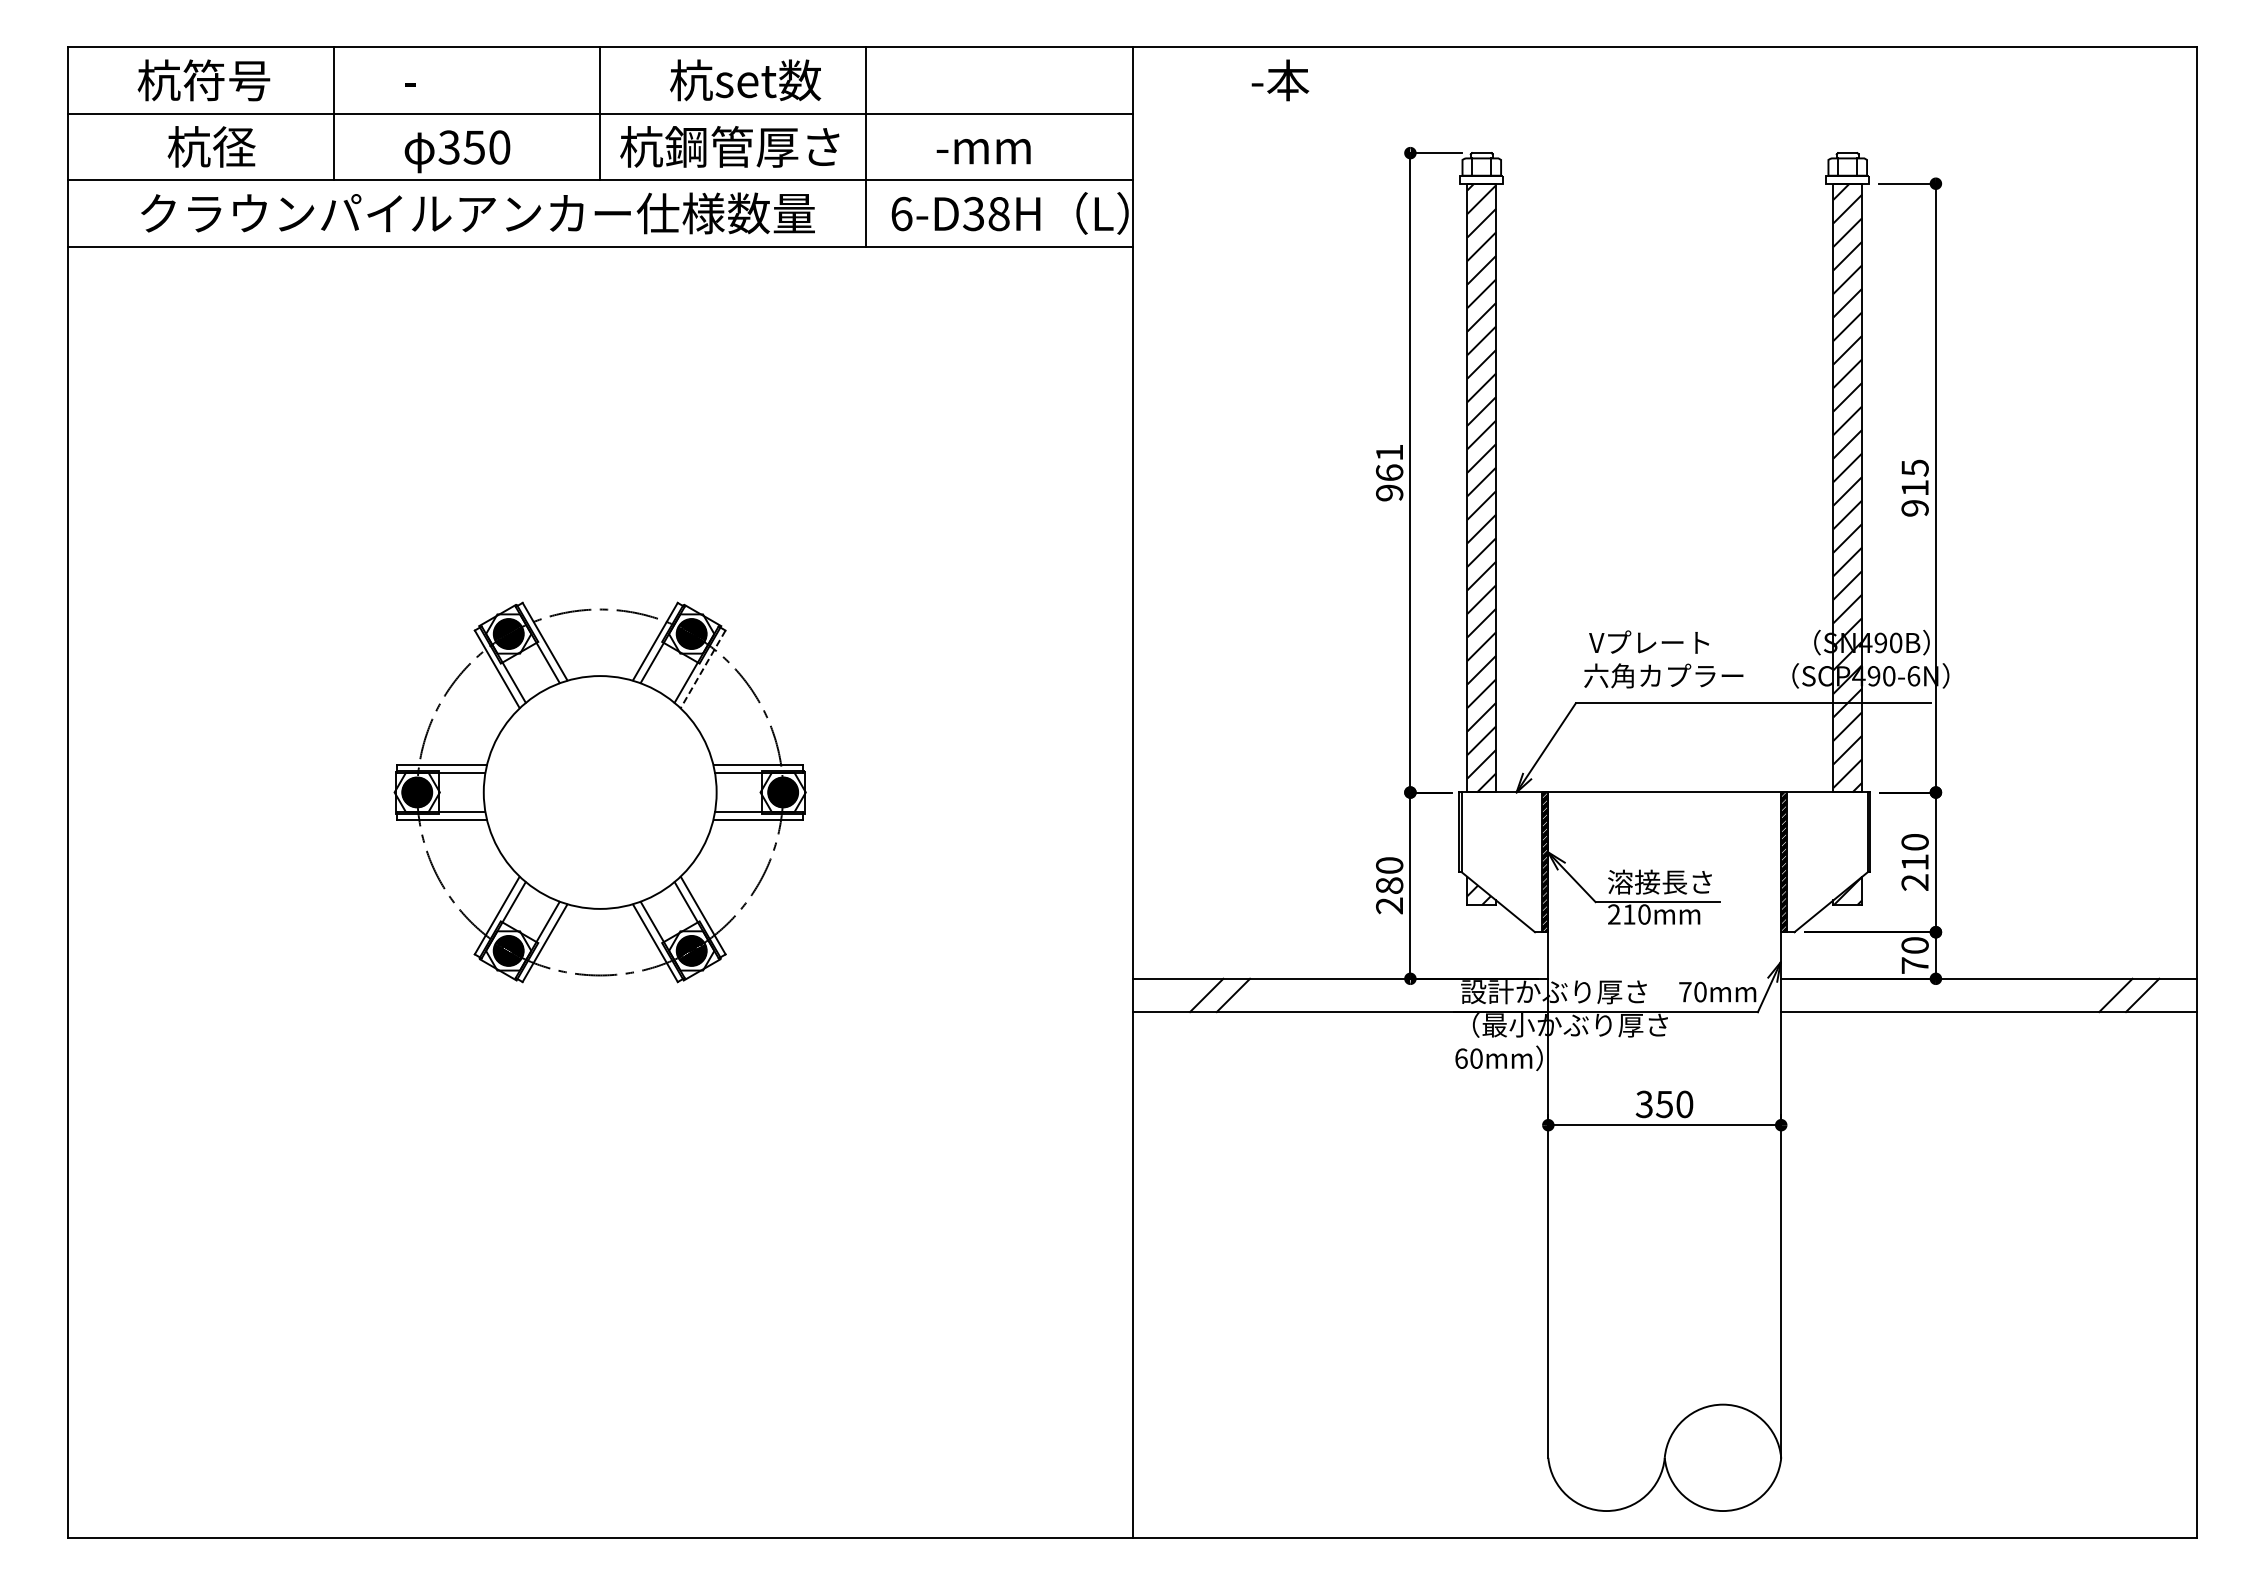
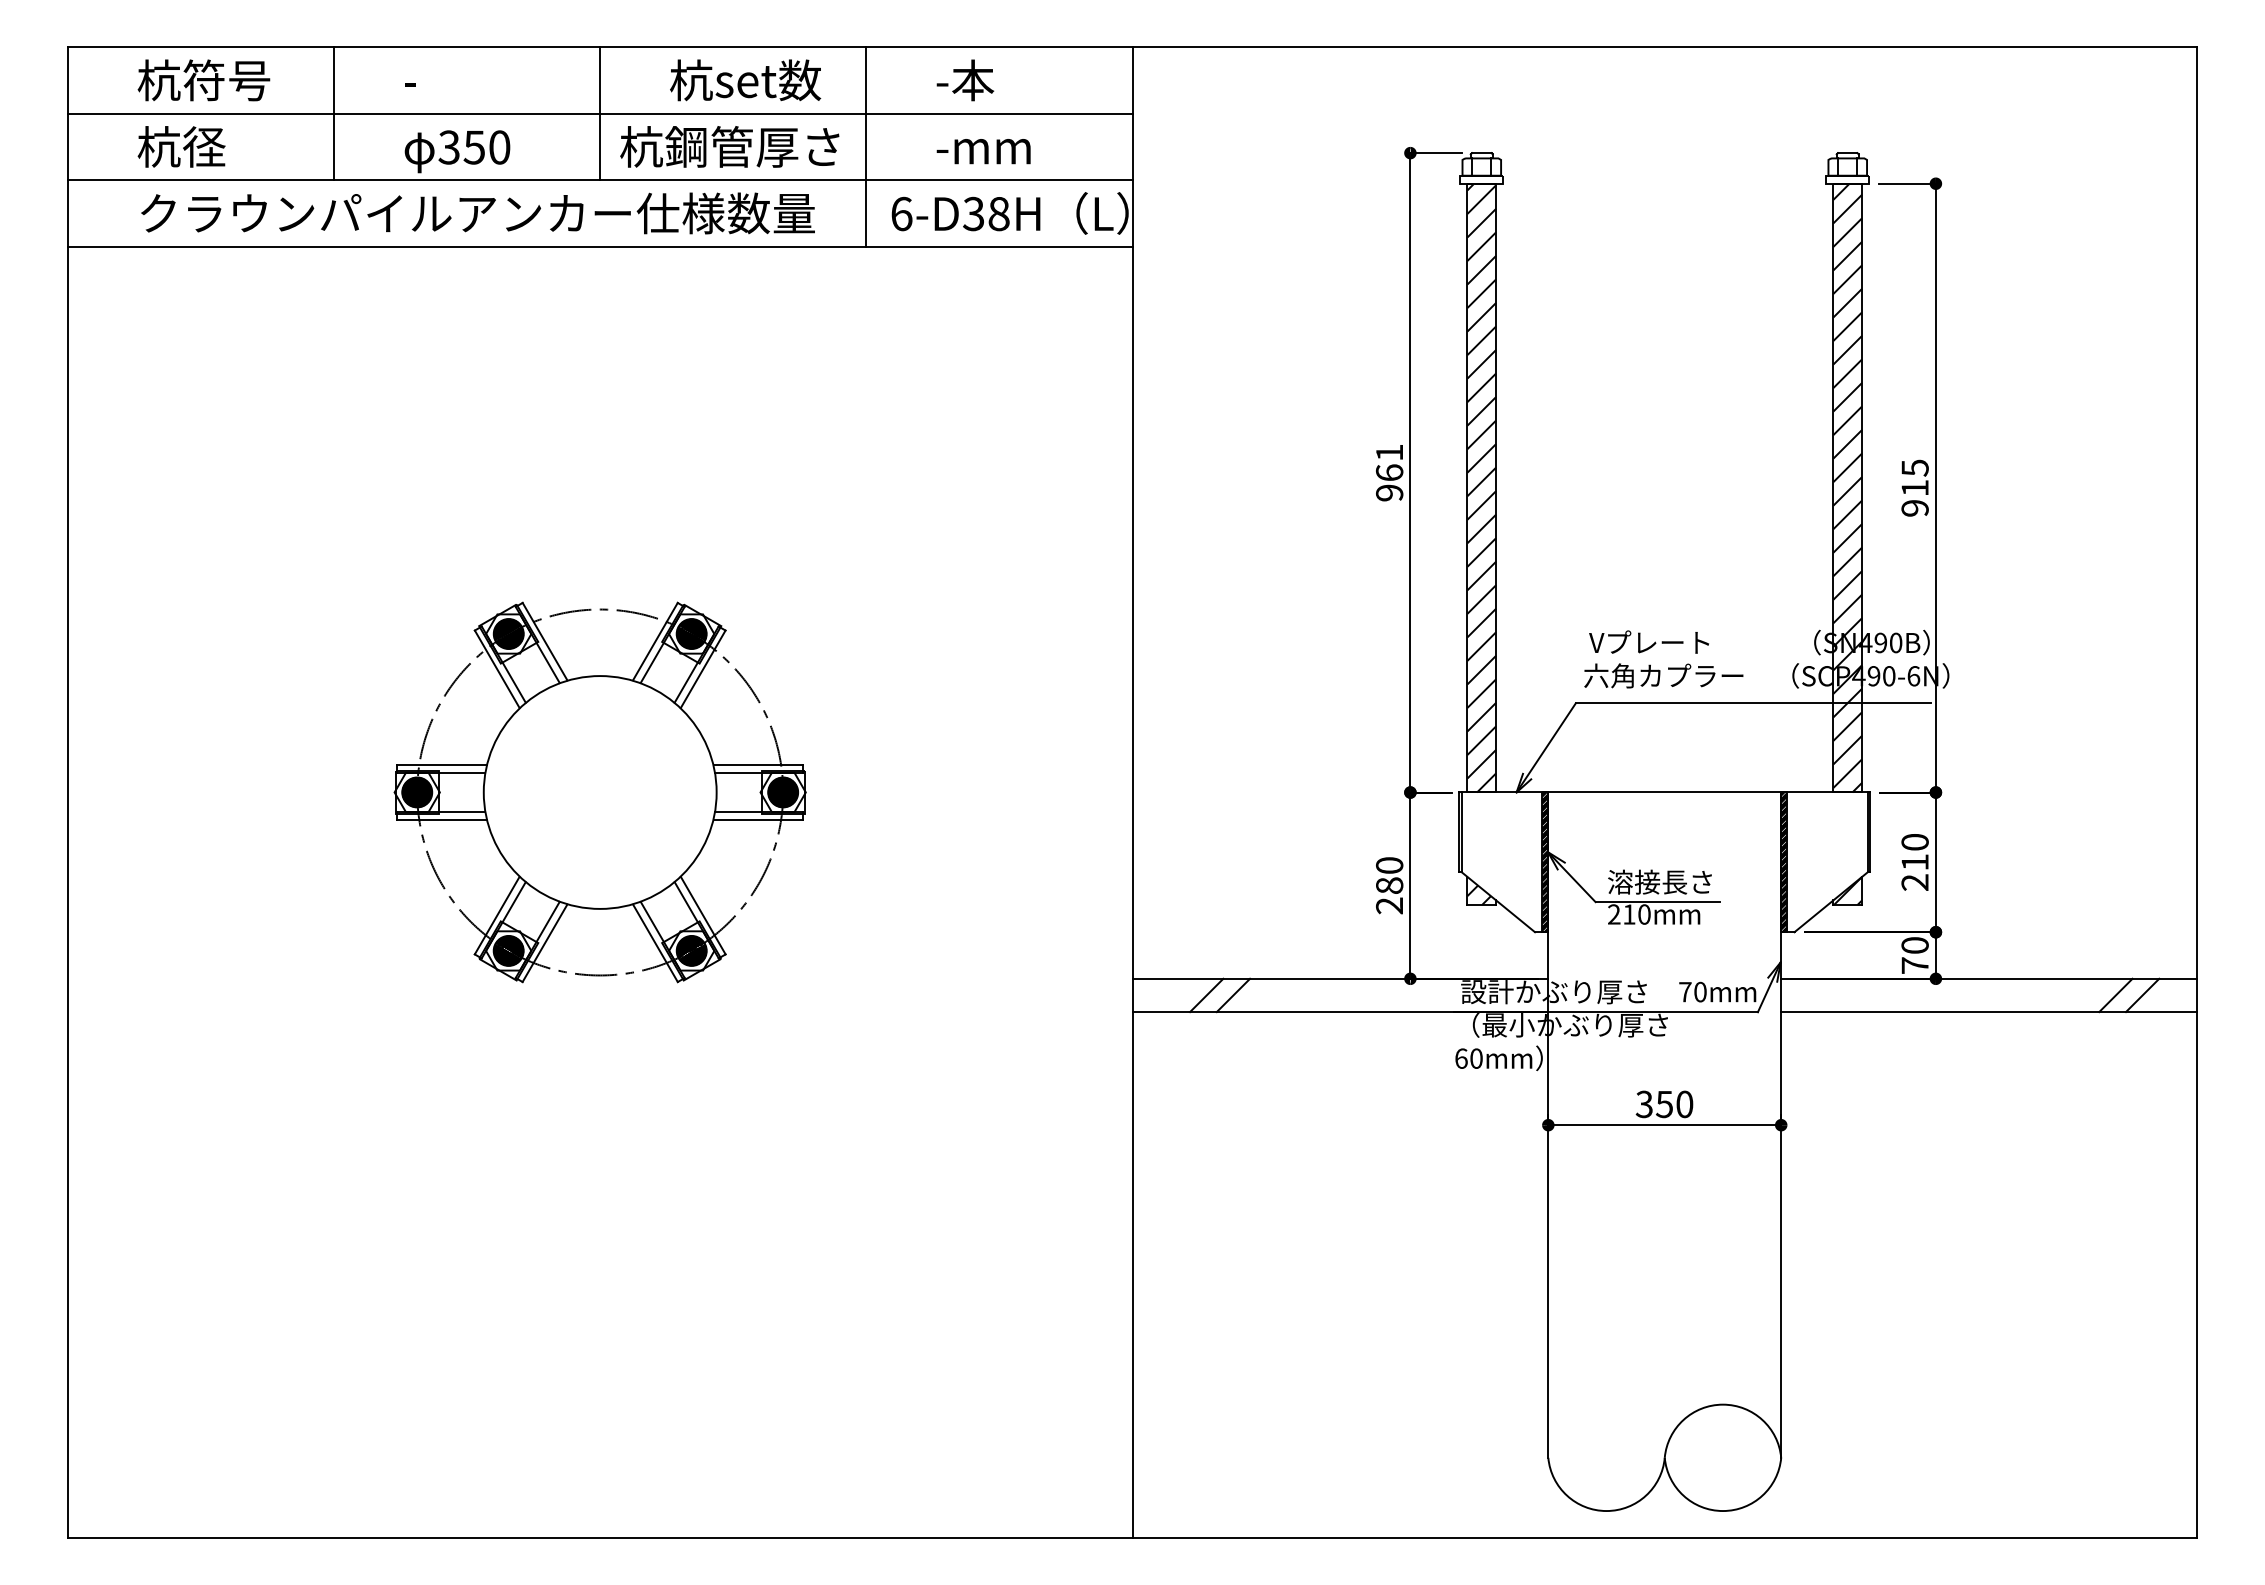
text position: (1280, 80) -> (965, 80) (965, 80)
text position: (211, 146) -> (181, 146) (181, 146)
line: dashed -> solid (703, 669)
